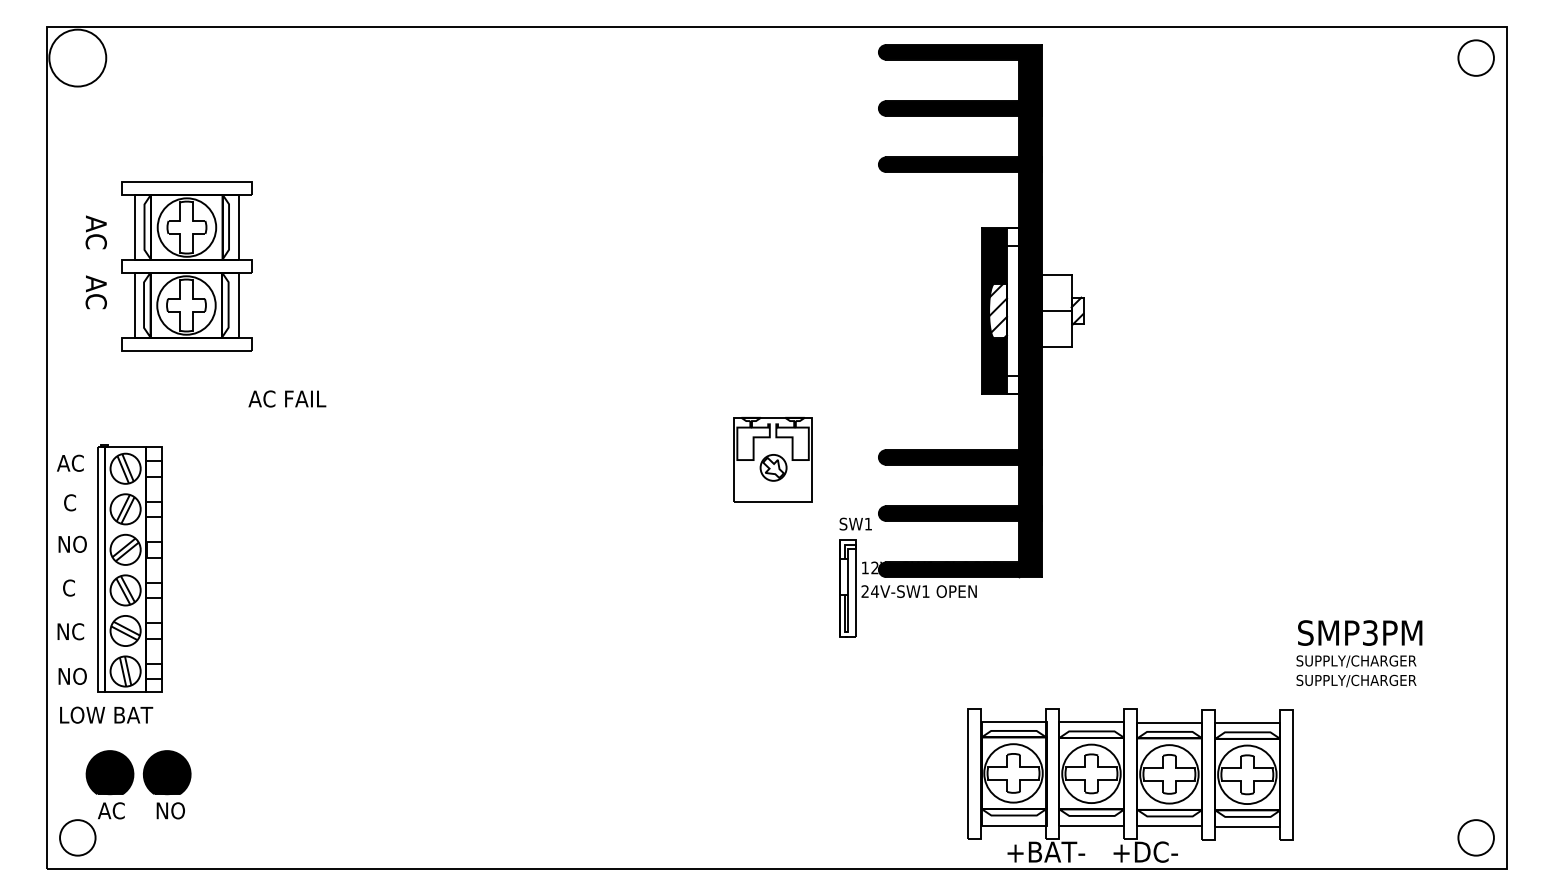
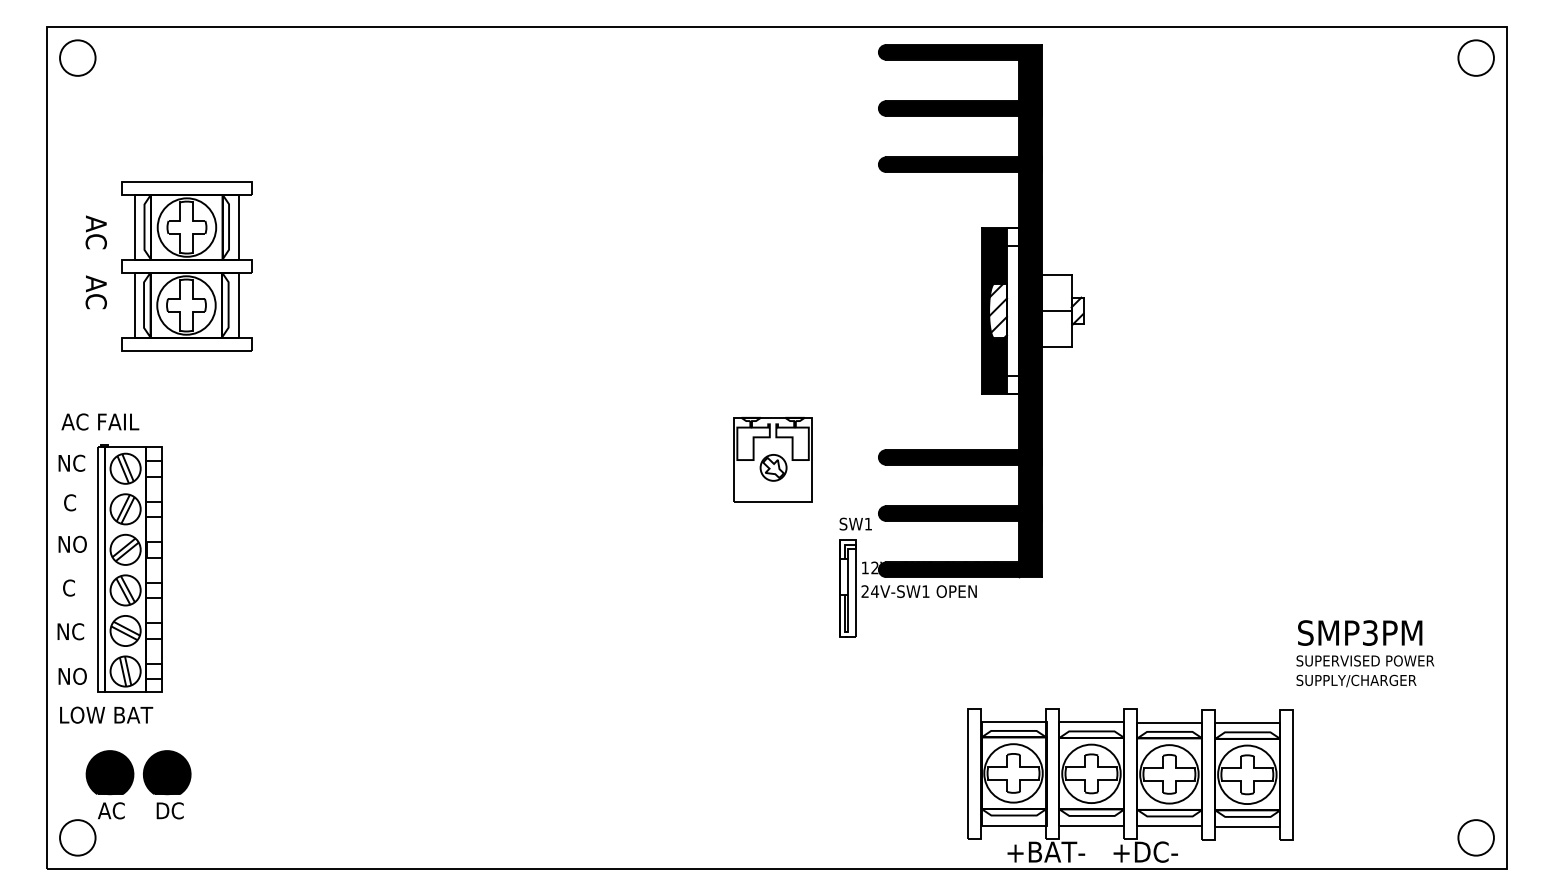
circle diameter: 57 px -> 36 px (77, 57)
text position: (287, 398) -> (100, 421) (100, 421)
text: AC -> NC (71, 462)
text: SUPPLY/CHARGER -> SUPERVISED POWER (1379, 661)
text: NO -> DC (171, 810)
